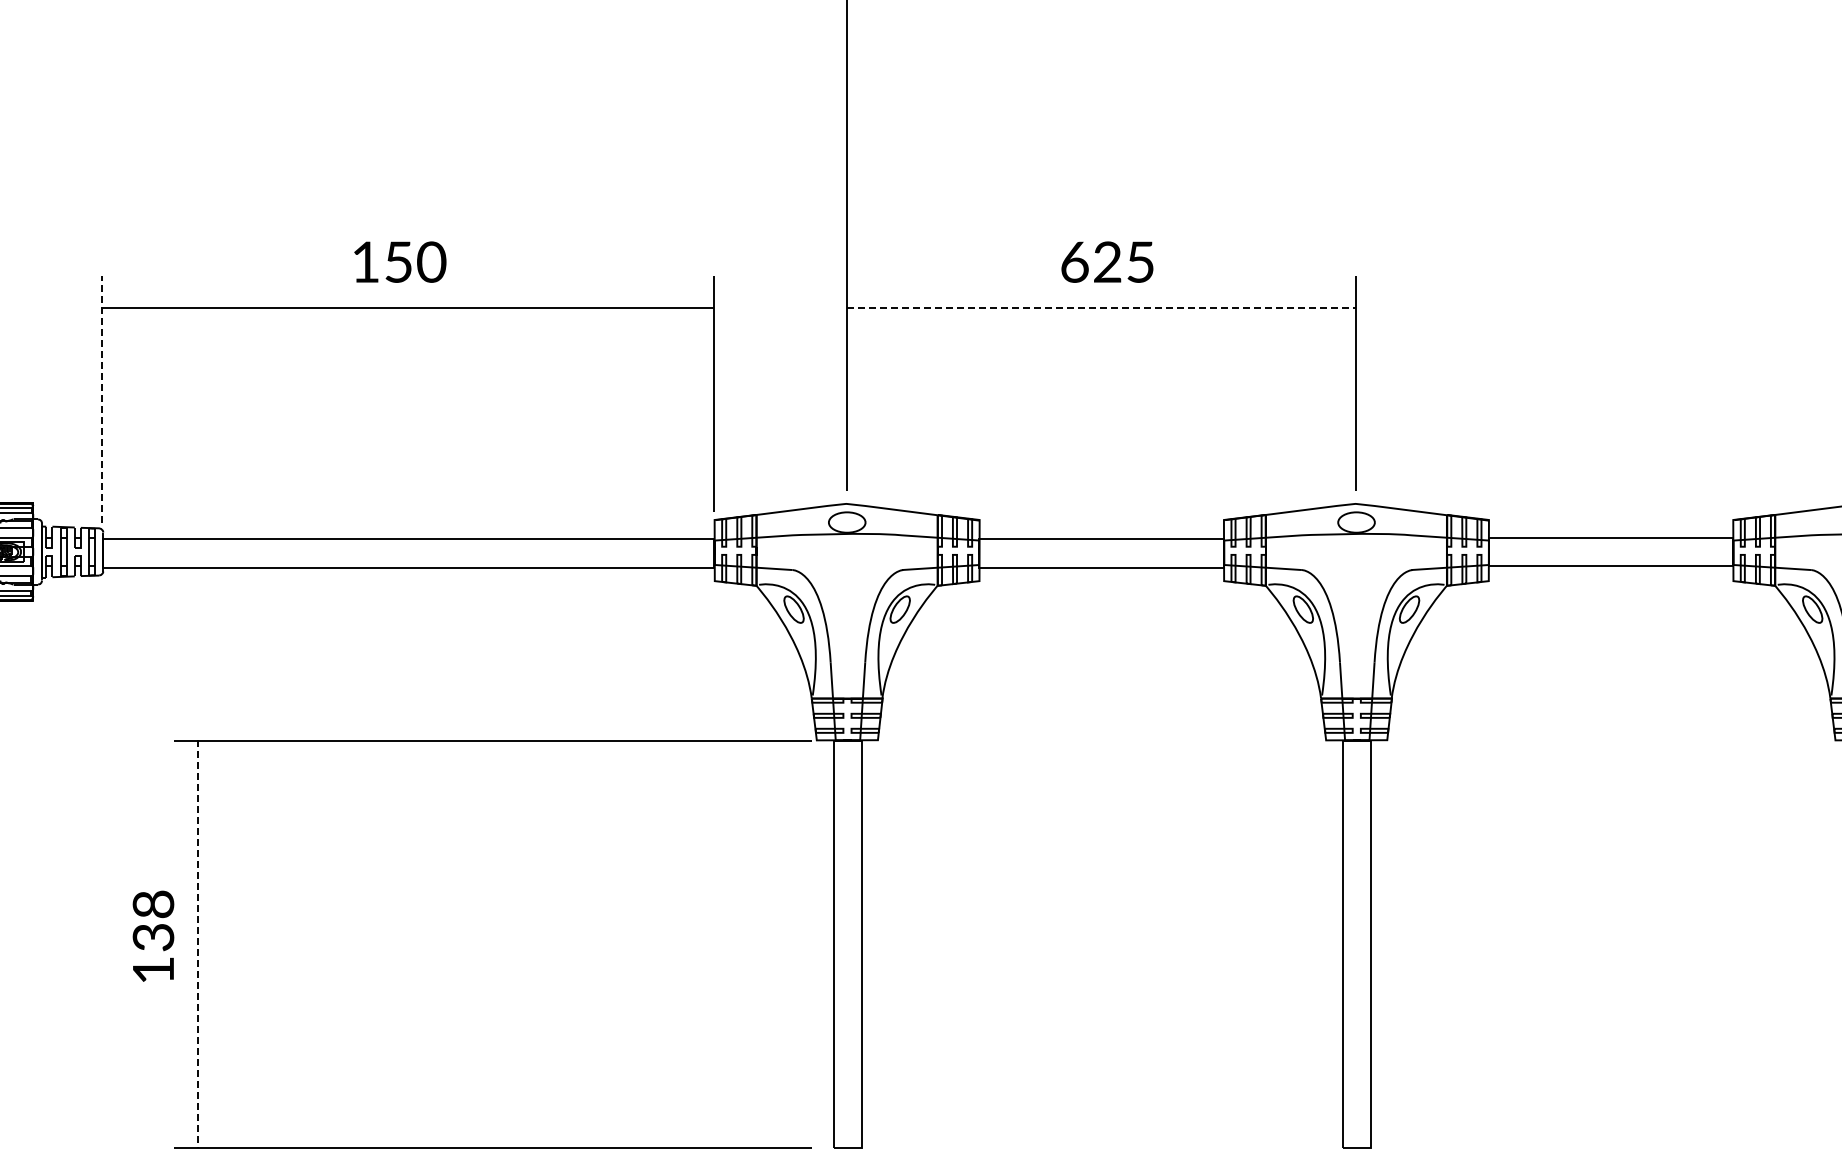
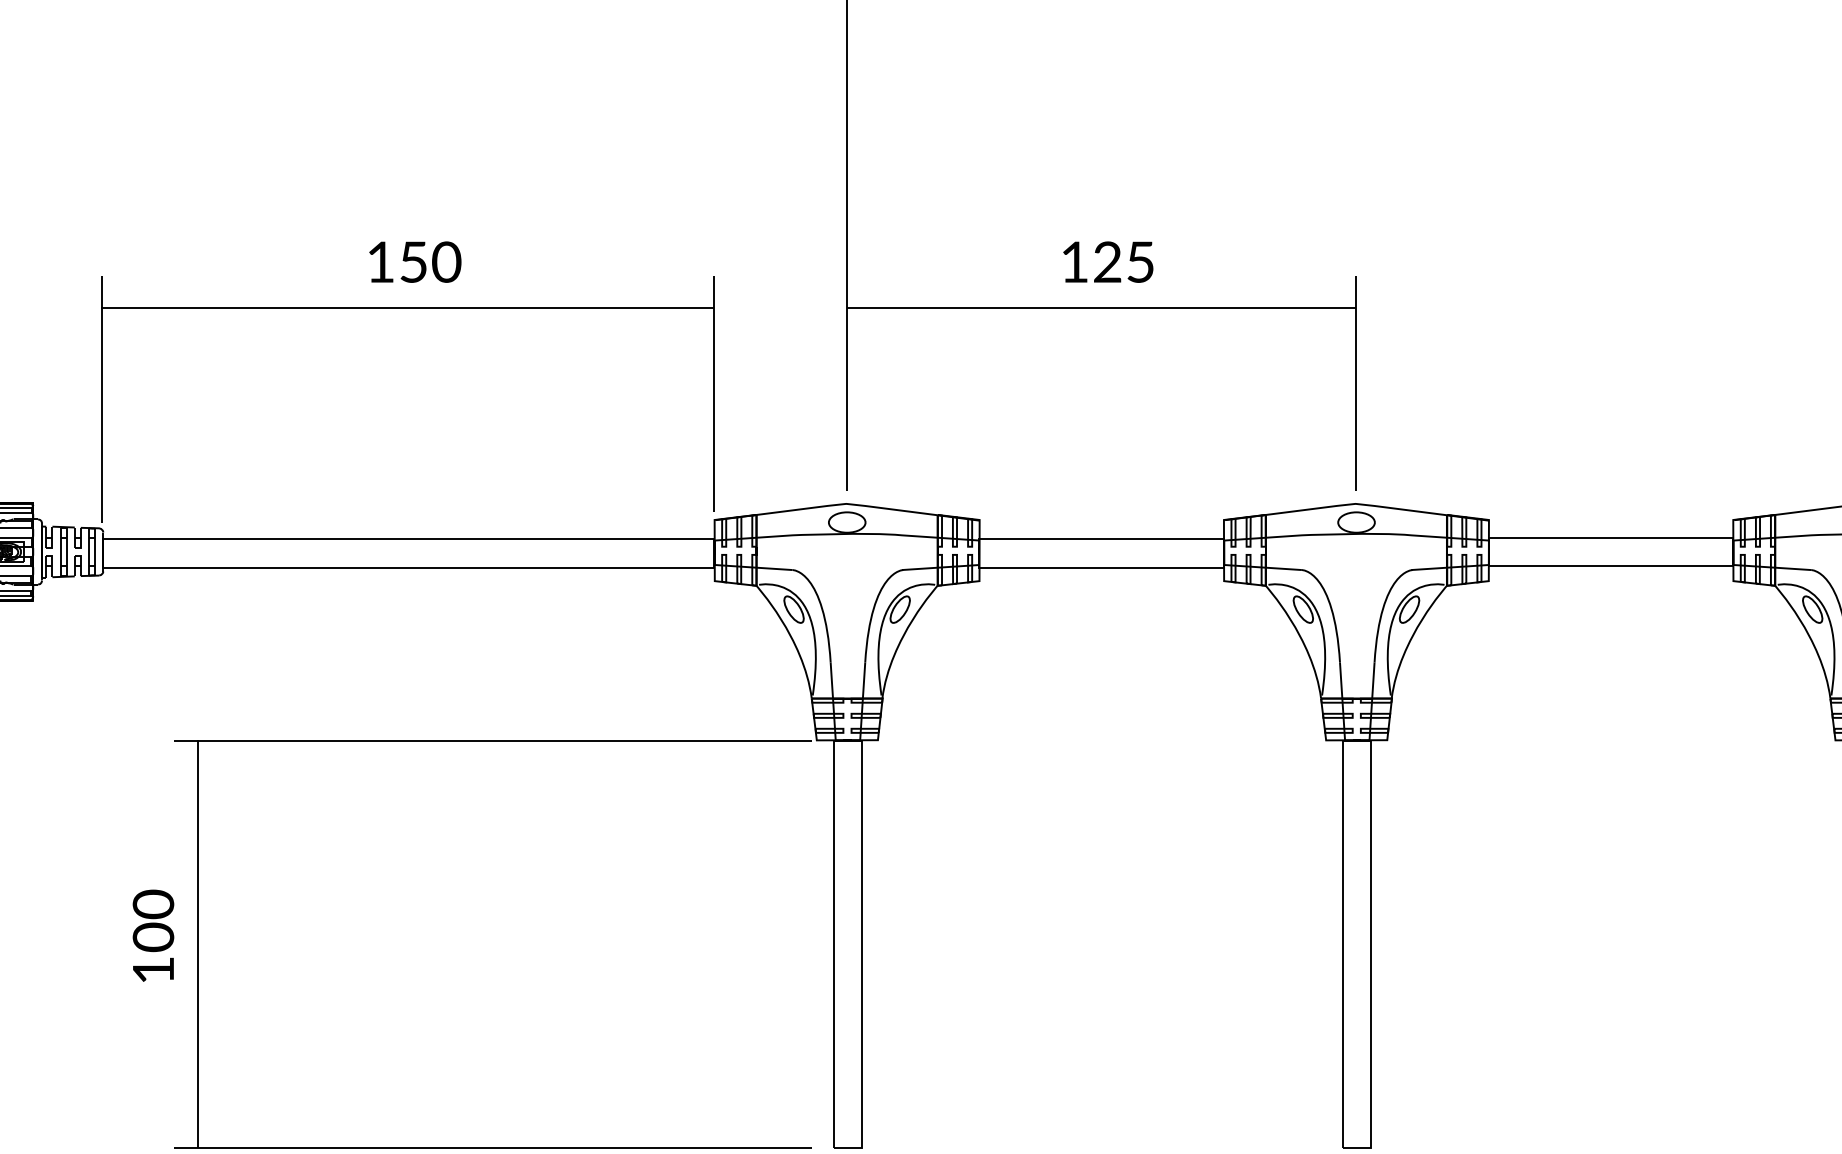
text position: (400, 261) -> (415, 261) (415, 261)
text: 625 -> 125 (1074, 261)
line: dashed -> solid (1101, 308)
line: dashed -> solid (102, 399)
text: 138 -> 100 (153, 920)
line: dashed -> solid (198, 944)
